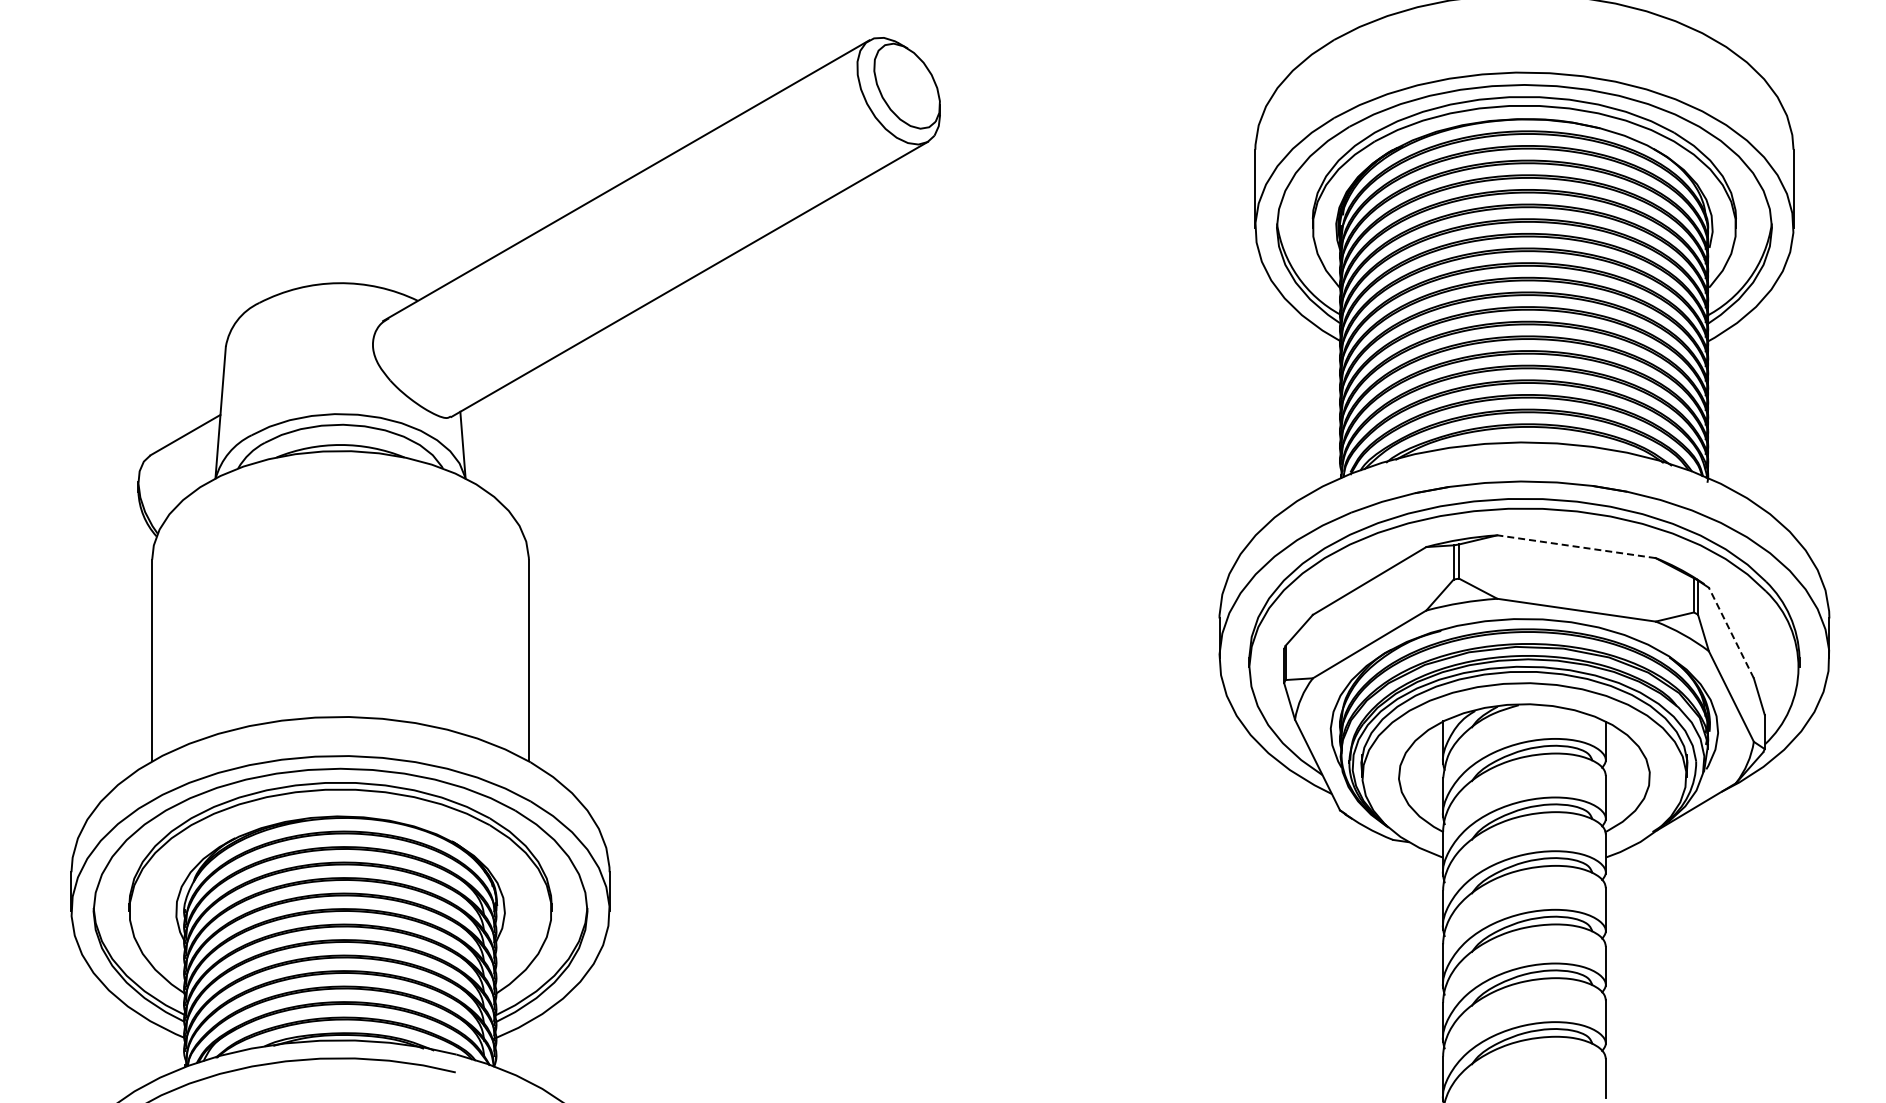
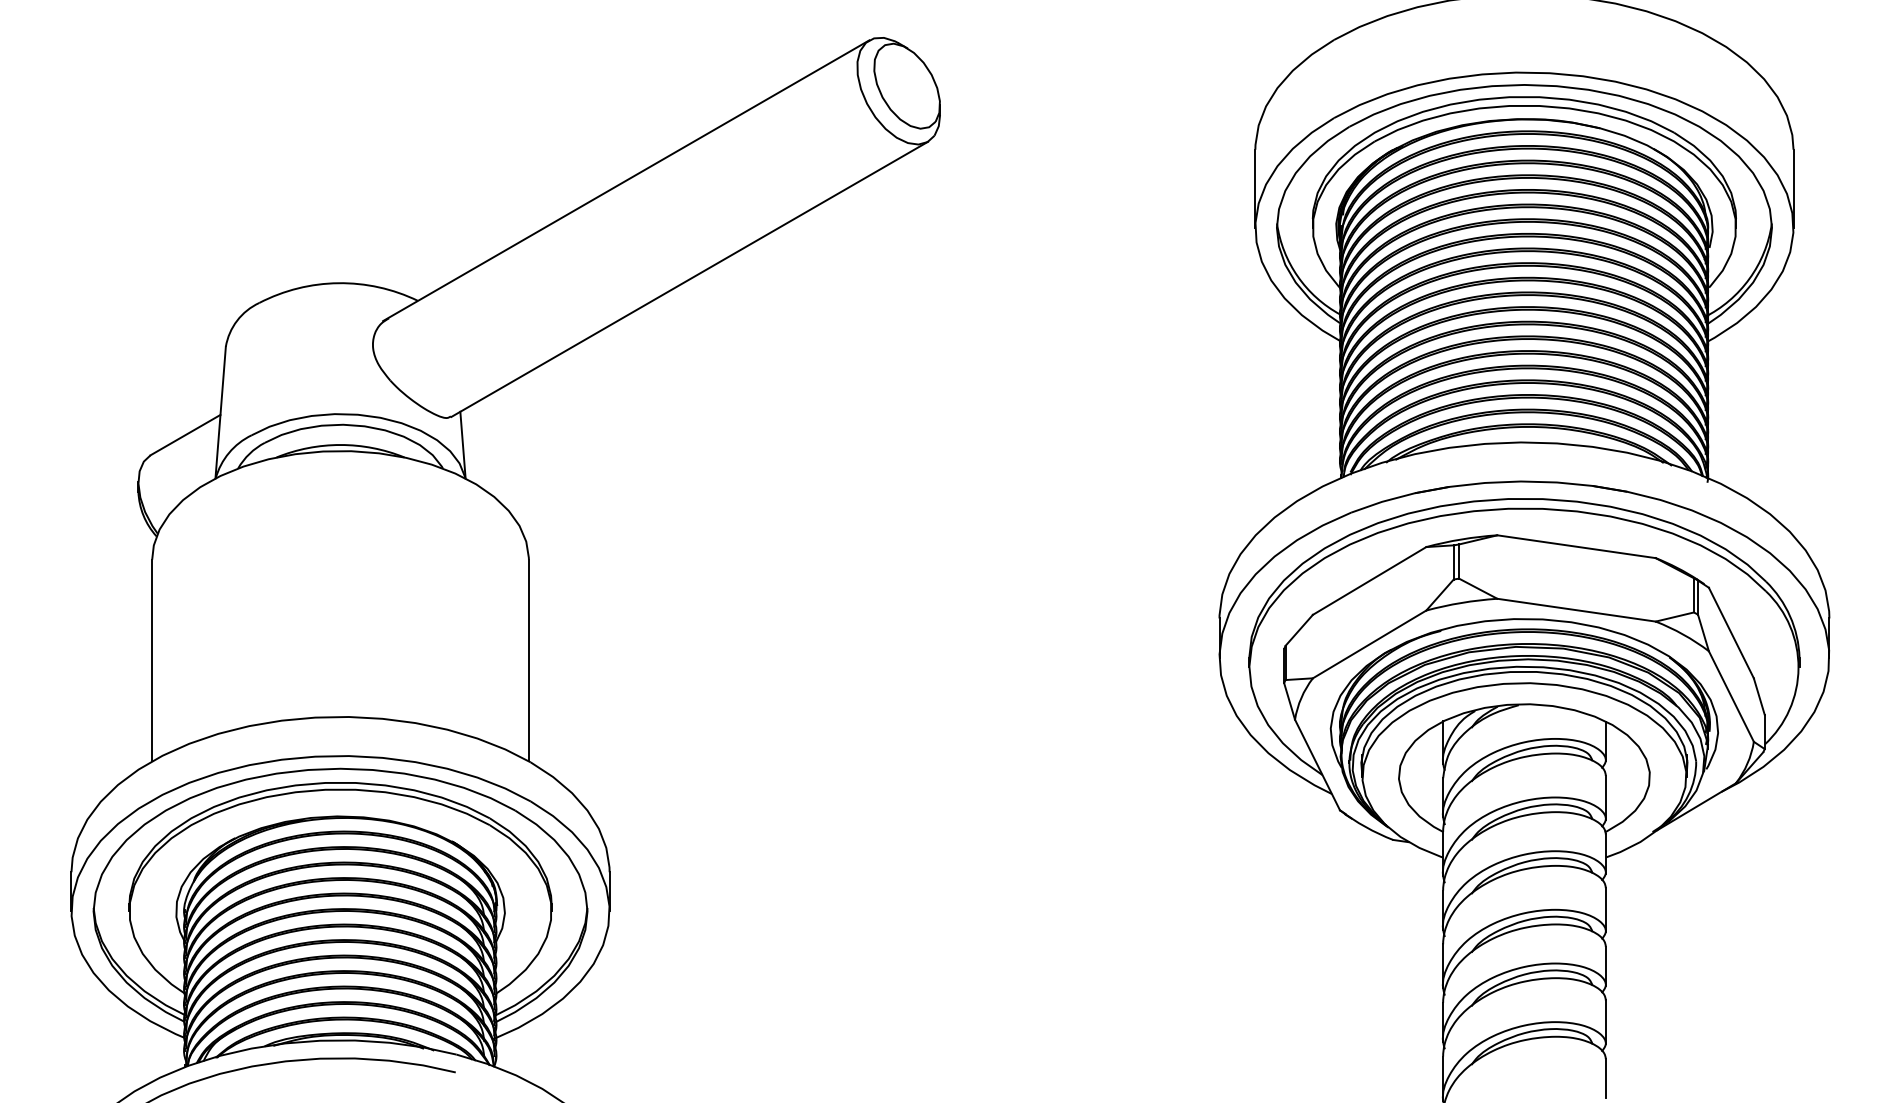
line: dashed -> solid (1576, 546)
line: dashed -> solid (1731, 633)
